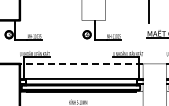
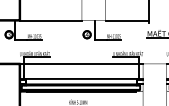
line: none -> present (50, 20)
line: none -> present (126, 20)
line: dashed -> solid (81, 63)
